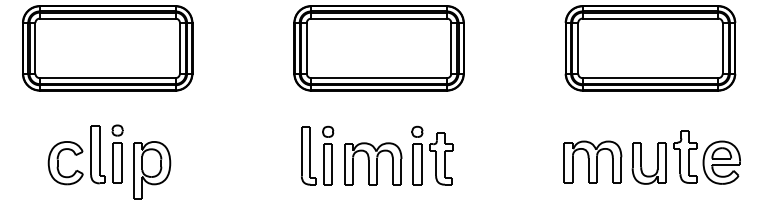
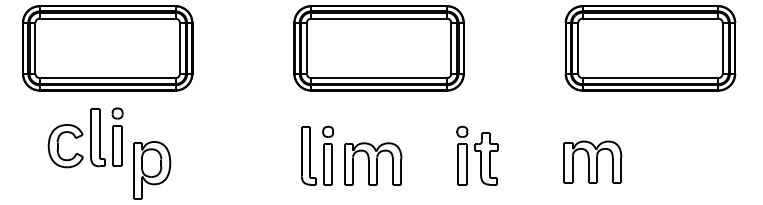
part position: (85, 154) -> (85, 137) (85, 137)
part position: (432, 155) -> (477, 155) (477, 155)
part: present -> none (685, 157)
